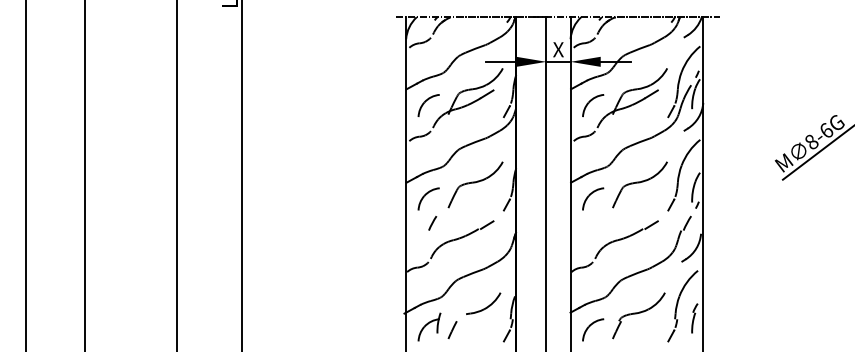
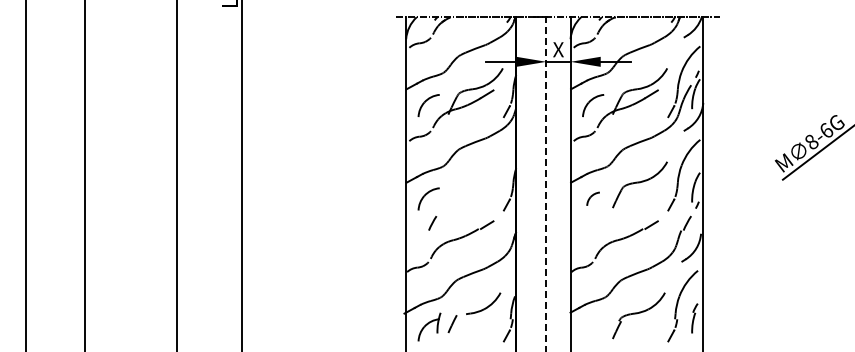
line: solid -> dashed (546, 183)
part: present -> none (475, 184)
part size: 23x24 px -> 14x15 px (592, 198)
part: present -> none (593, 329)
line position: (452, 330) -> (452, 324) (452, 324)
